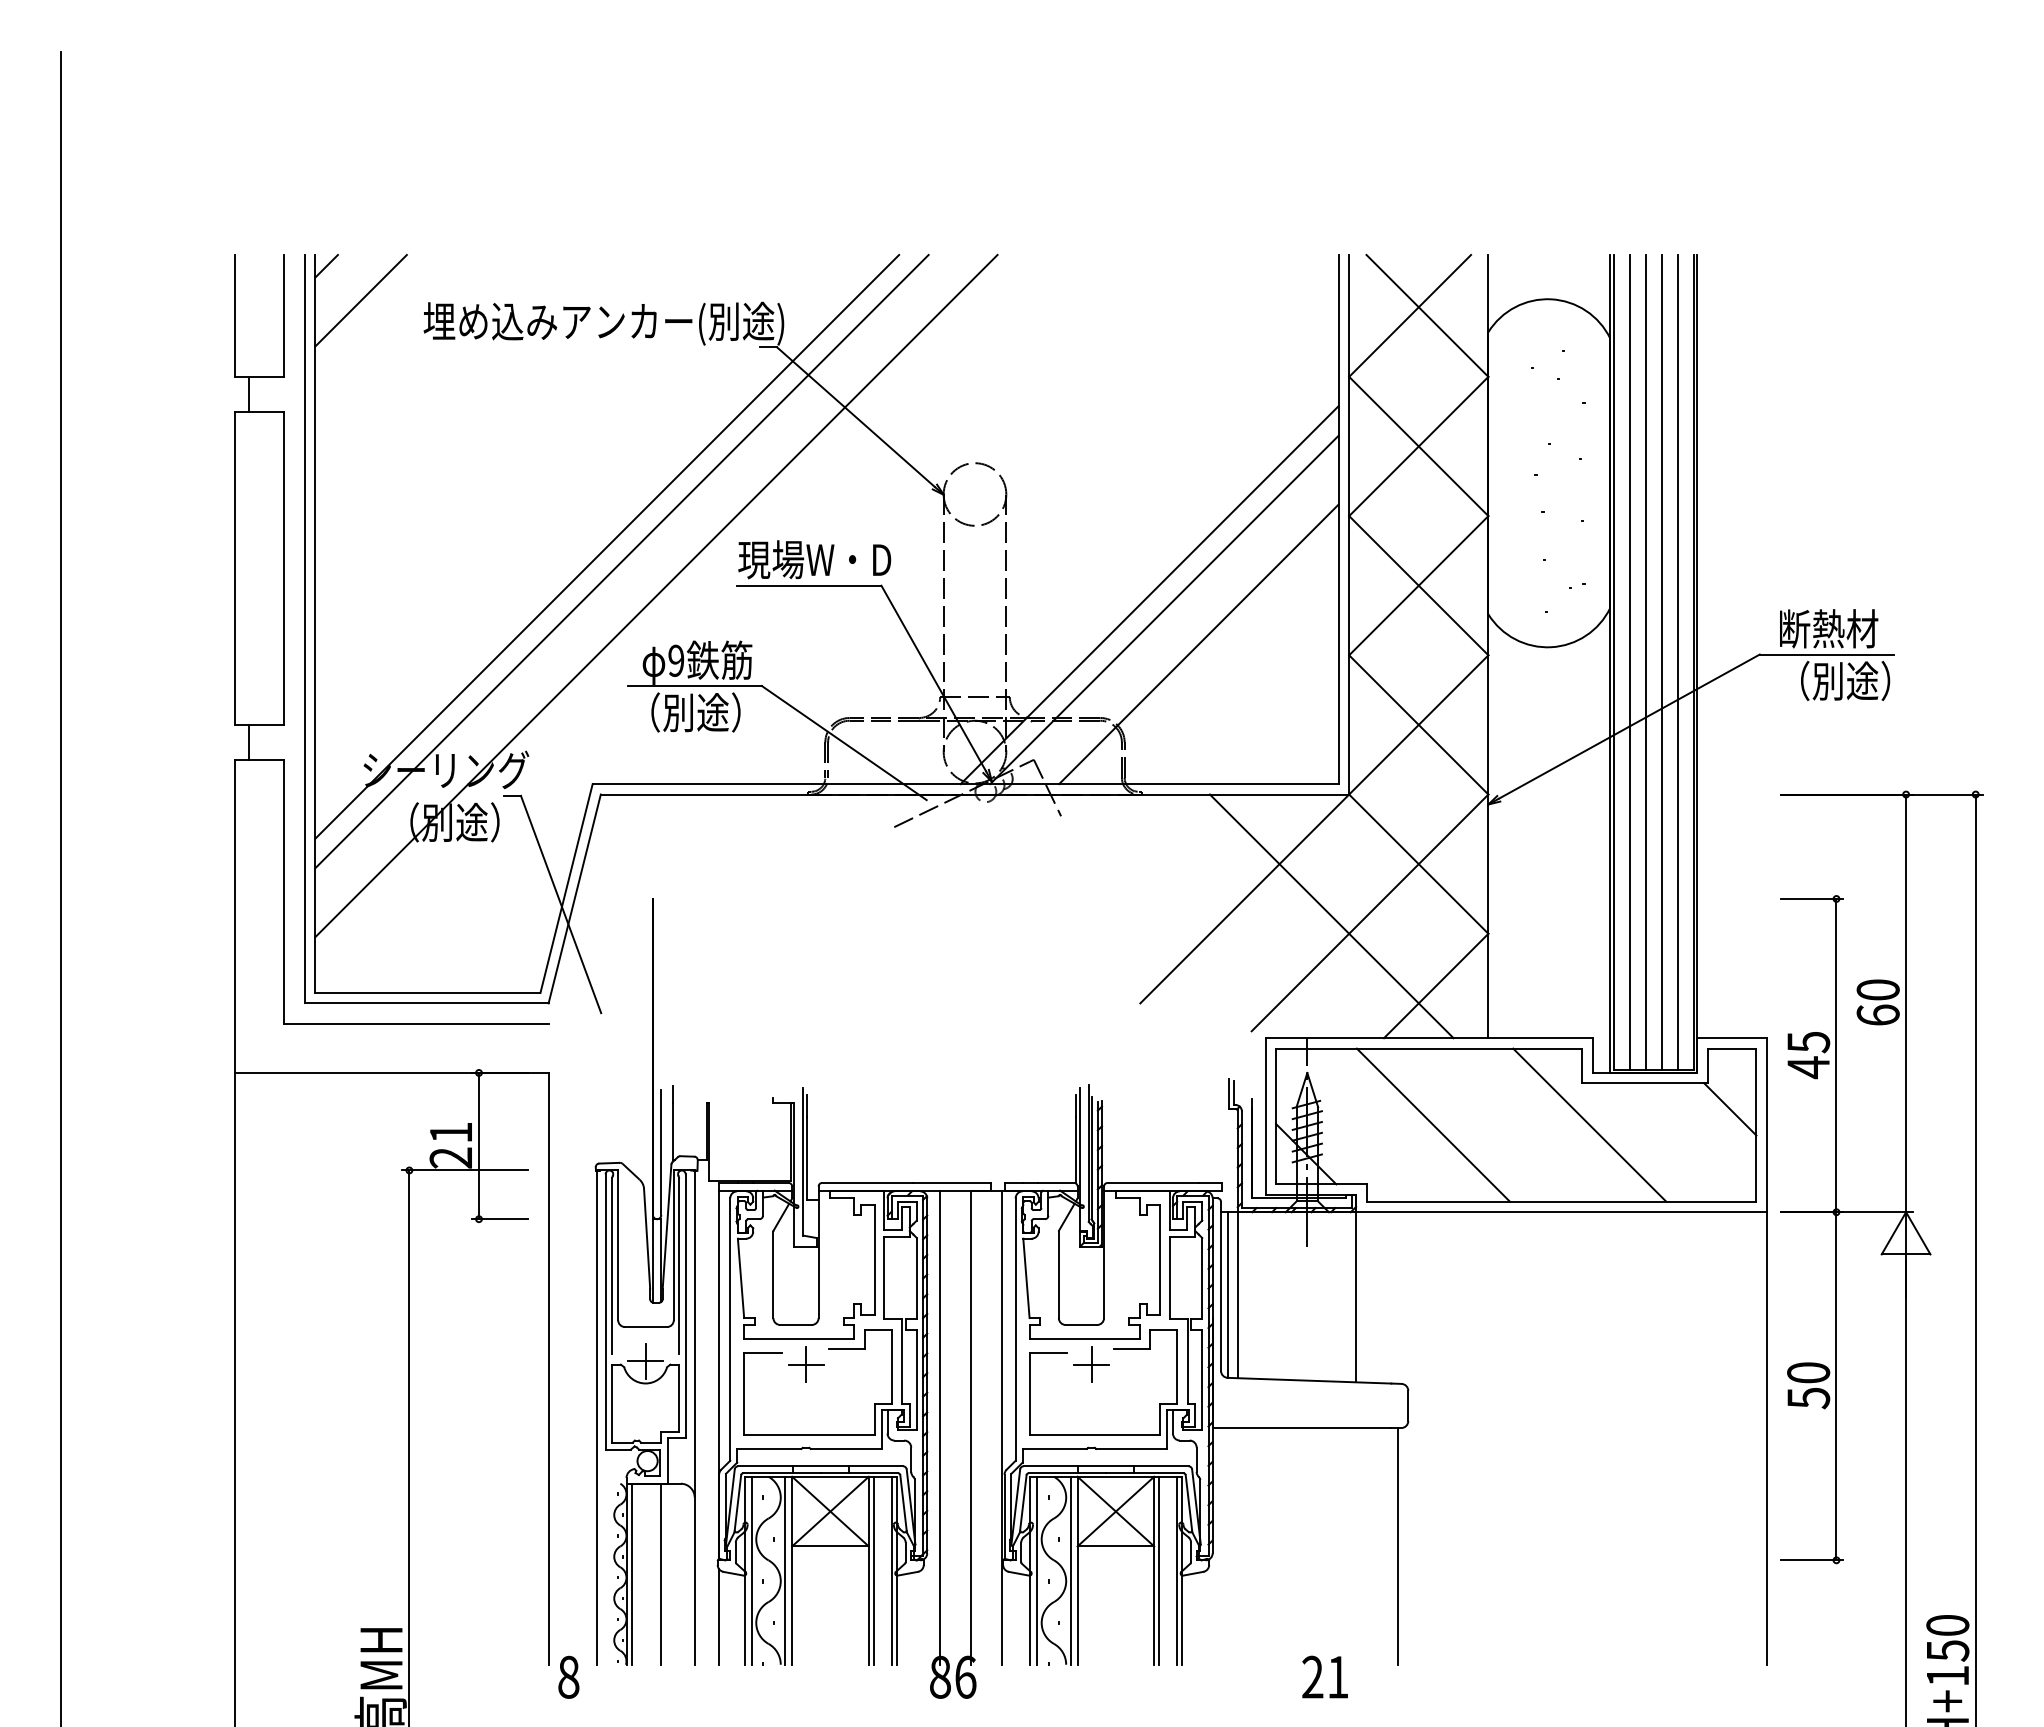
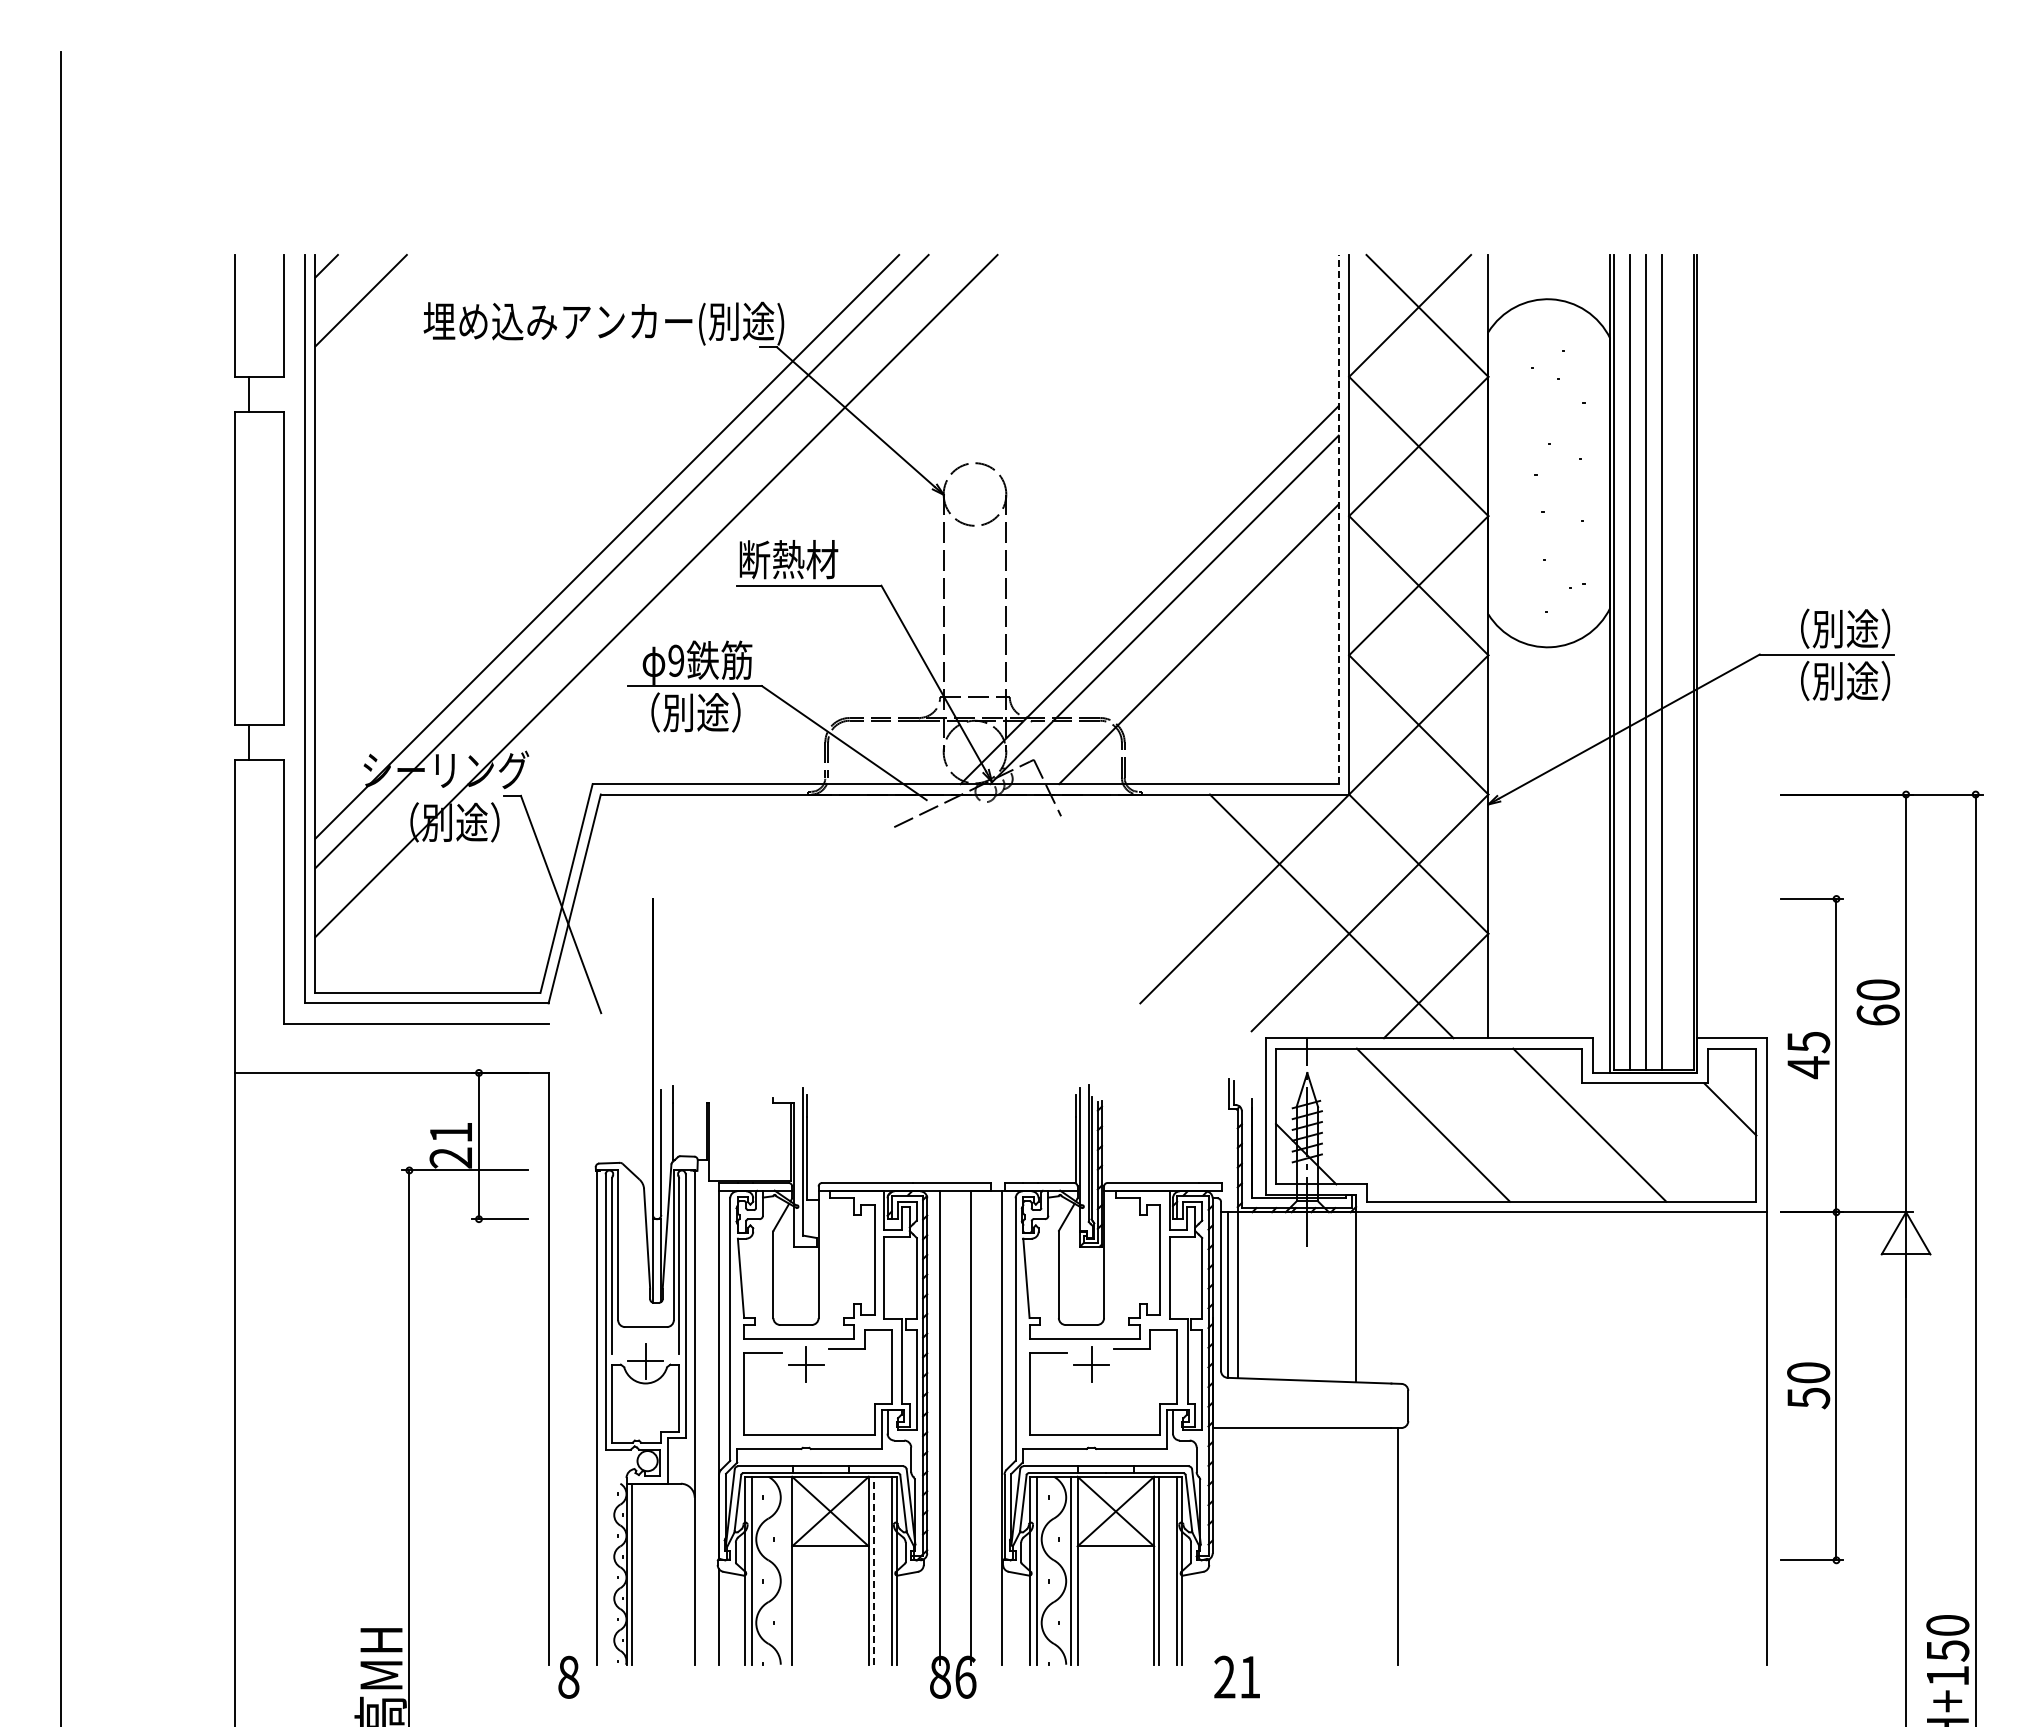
line: solid -> dashed (1338, 519)
text: 現場W・D -> 断熱材 (814, 559)
text: 断熱材 -> （別途） (1835, 628)
line: present -> none (1677, 661)
line: present -> none (785, 1570)
line: solid -> dashed (873, 1570)
line: present -> none (661, 1573)
text position: (1324, 1676) -> (1236, 1676) (1236, 1676)
